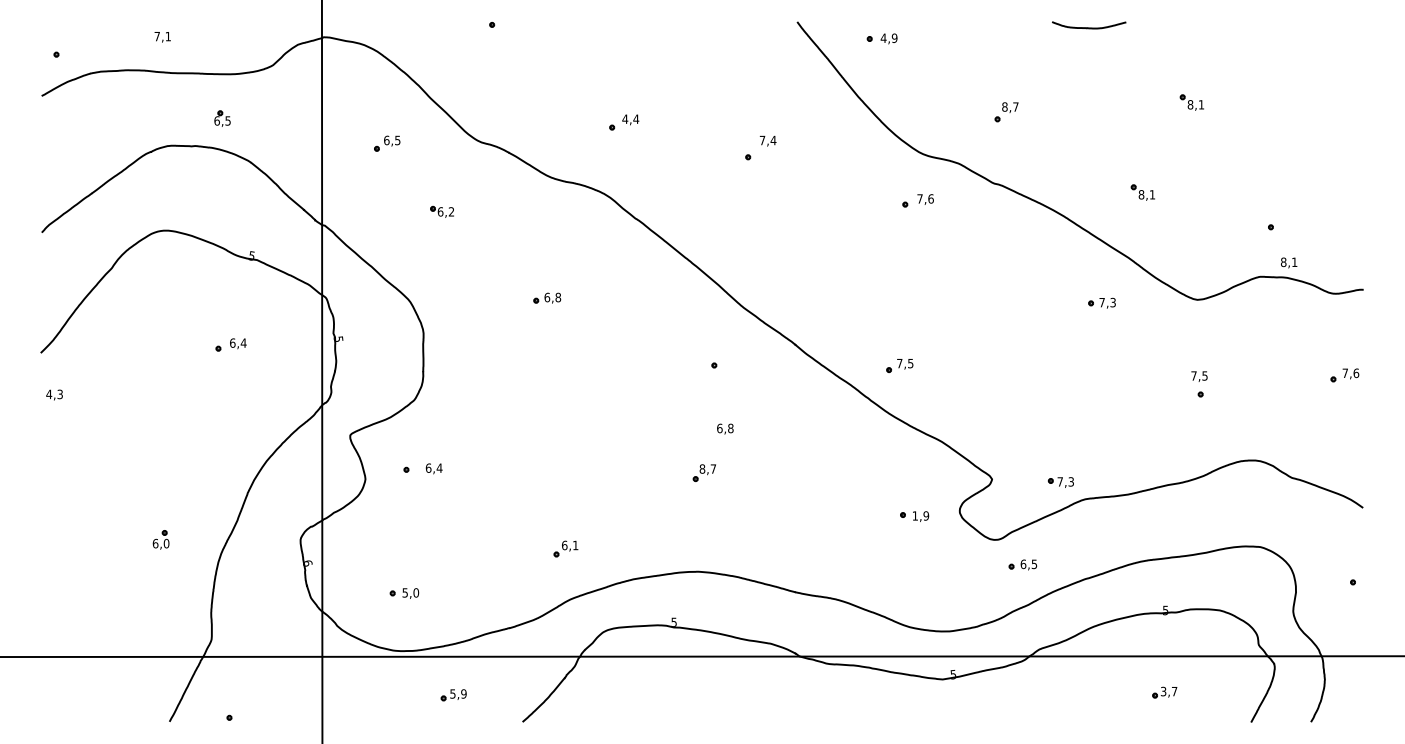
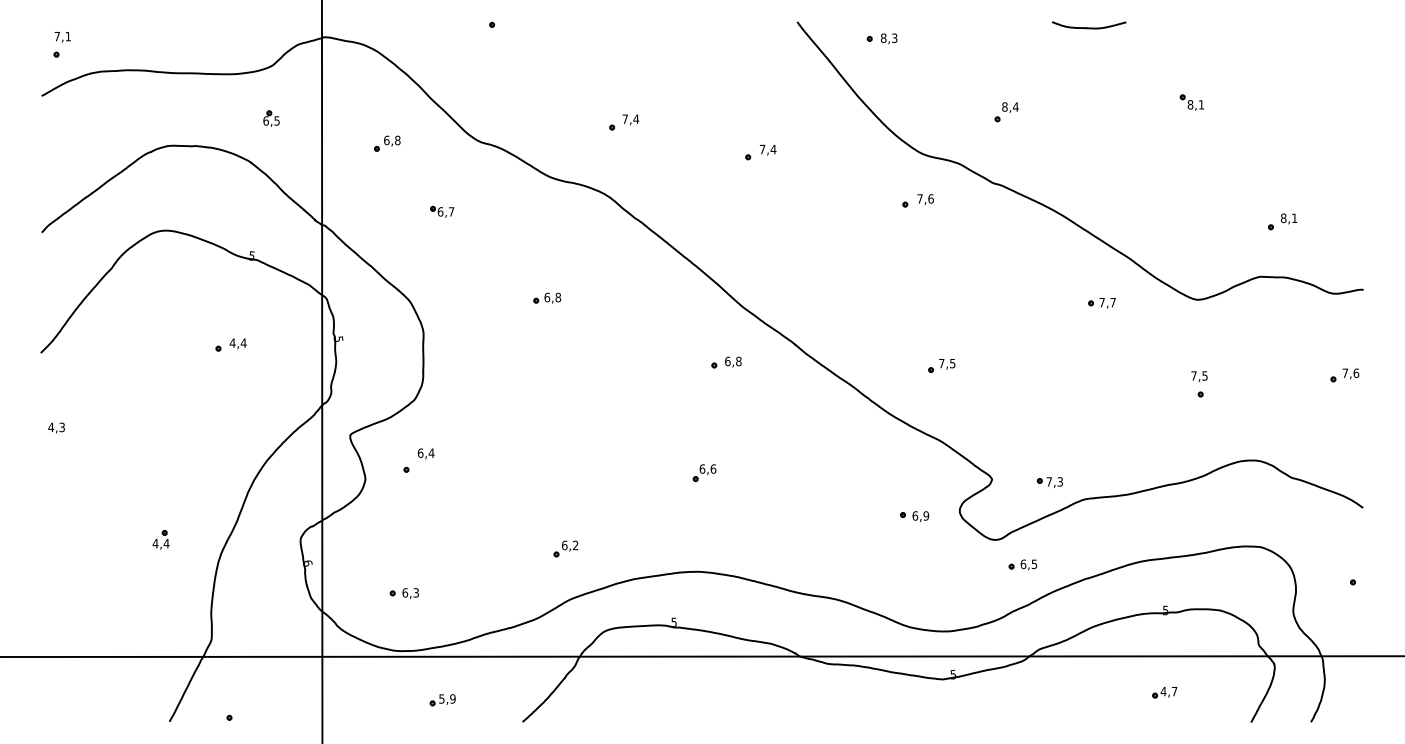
text position: (162, 37) -> (62, 37) (62, 37)
text: 4,9 -> 8,3 (888, 37)
text: 8,7 -> 8,4 (1015, 106)
part position: (222, 118) -> (271, 118) (271, 118)
text: 4,4 -> 7,4 (625, 118)
text: 6,5 -> 6,8 (397, 140)
text position: (767, 140) -> (767, 149) (767, 149)
part: present -> none (1142, 192)
text: 6,2 -> 6,7 (451, 211)
text position: (1289, 262) -> (1289, 218) (1289, 218)
text: 7,3 -> 7,7 (1112, 302)
text: 6,4 -> 4,4 (232, 342)
part position: (899, 365) -> (941, 365) (941, 365)
text position: (54, 394) -> (56, 427) (56, 427)
text position: (725, 428) -> (733, 361) (733, 361)
text position: (433, 468) -> (425, 453) (425, 453)
text: 8,7 -> 6,6 (707, 468)
part position: (1060, 482) -> (1049, 482) (1049, 482)
text: 1,9 -> 6,9 (915, 515)
text: 6,0 -> 4,4 (160, 543)
text: 6,1 -> 6,2 (575, 544)
text: 5,0 -> 6,3 (410, 592)
text: 3,7 -> 4,7 (1163, 691)
part position: (453, 695) -> (442, 700) (442, 700)
